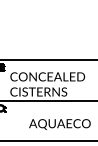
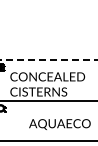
line: solid -> dashed (49, 60)
